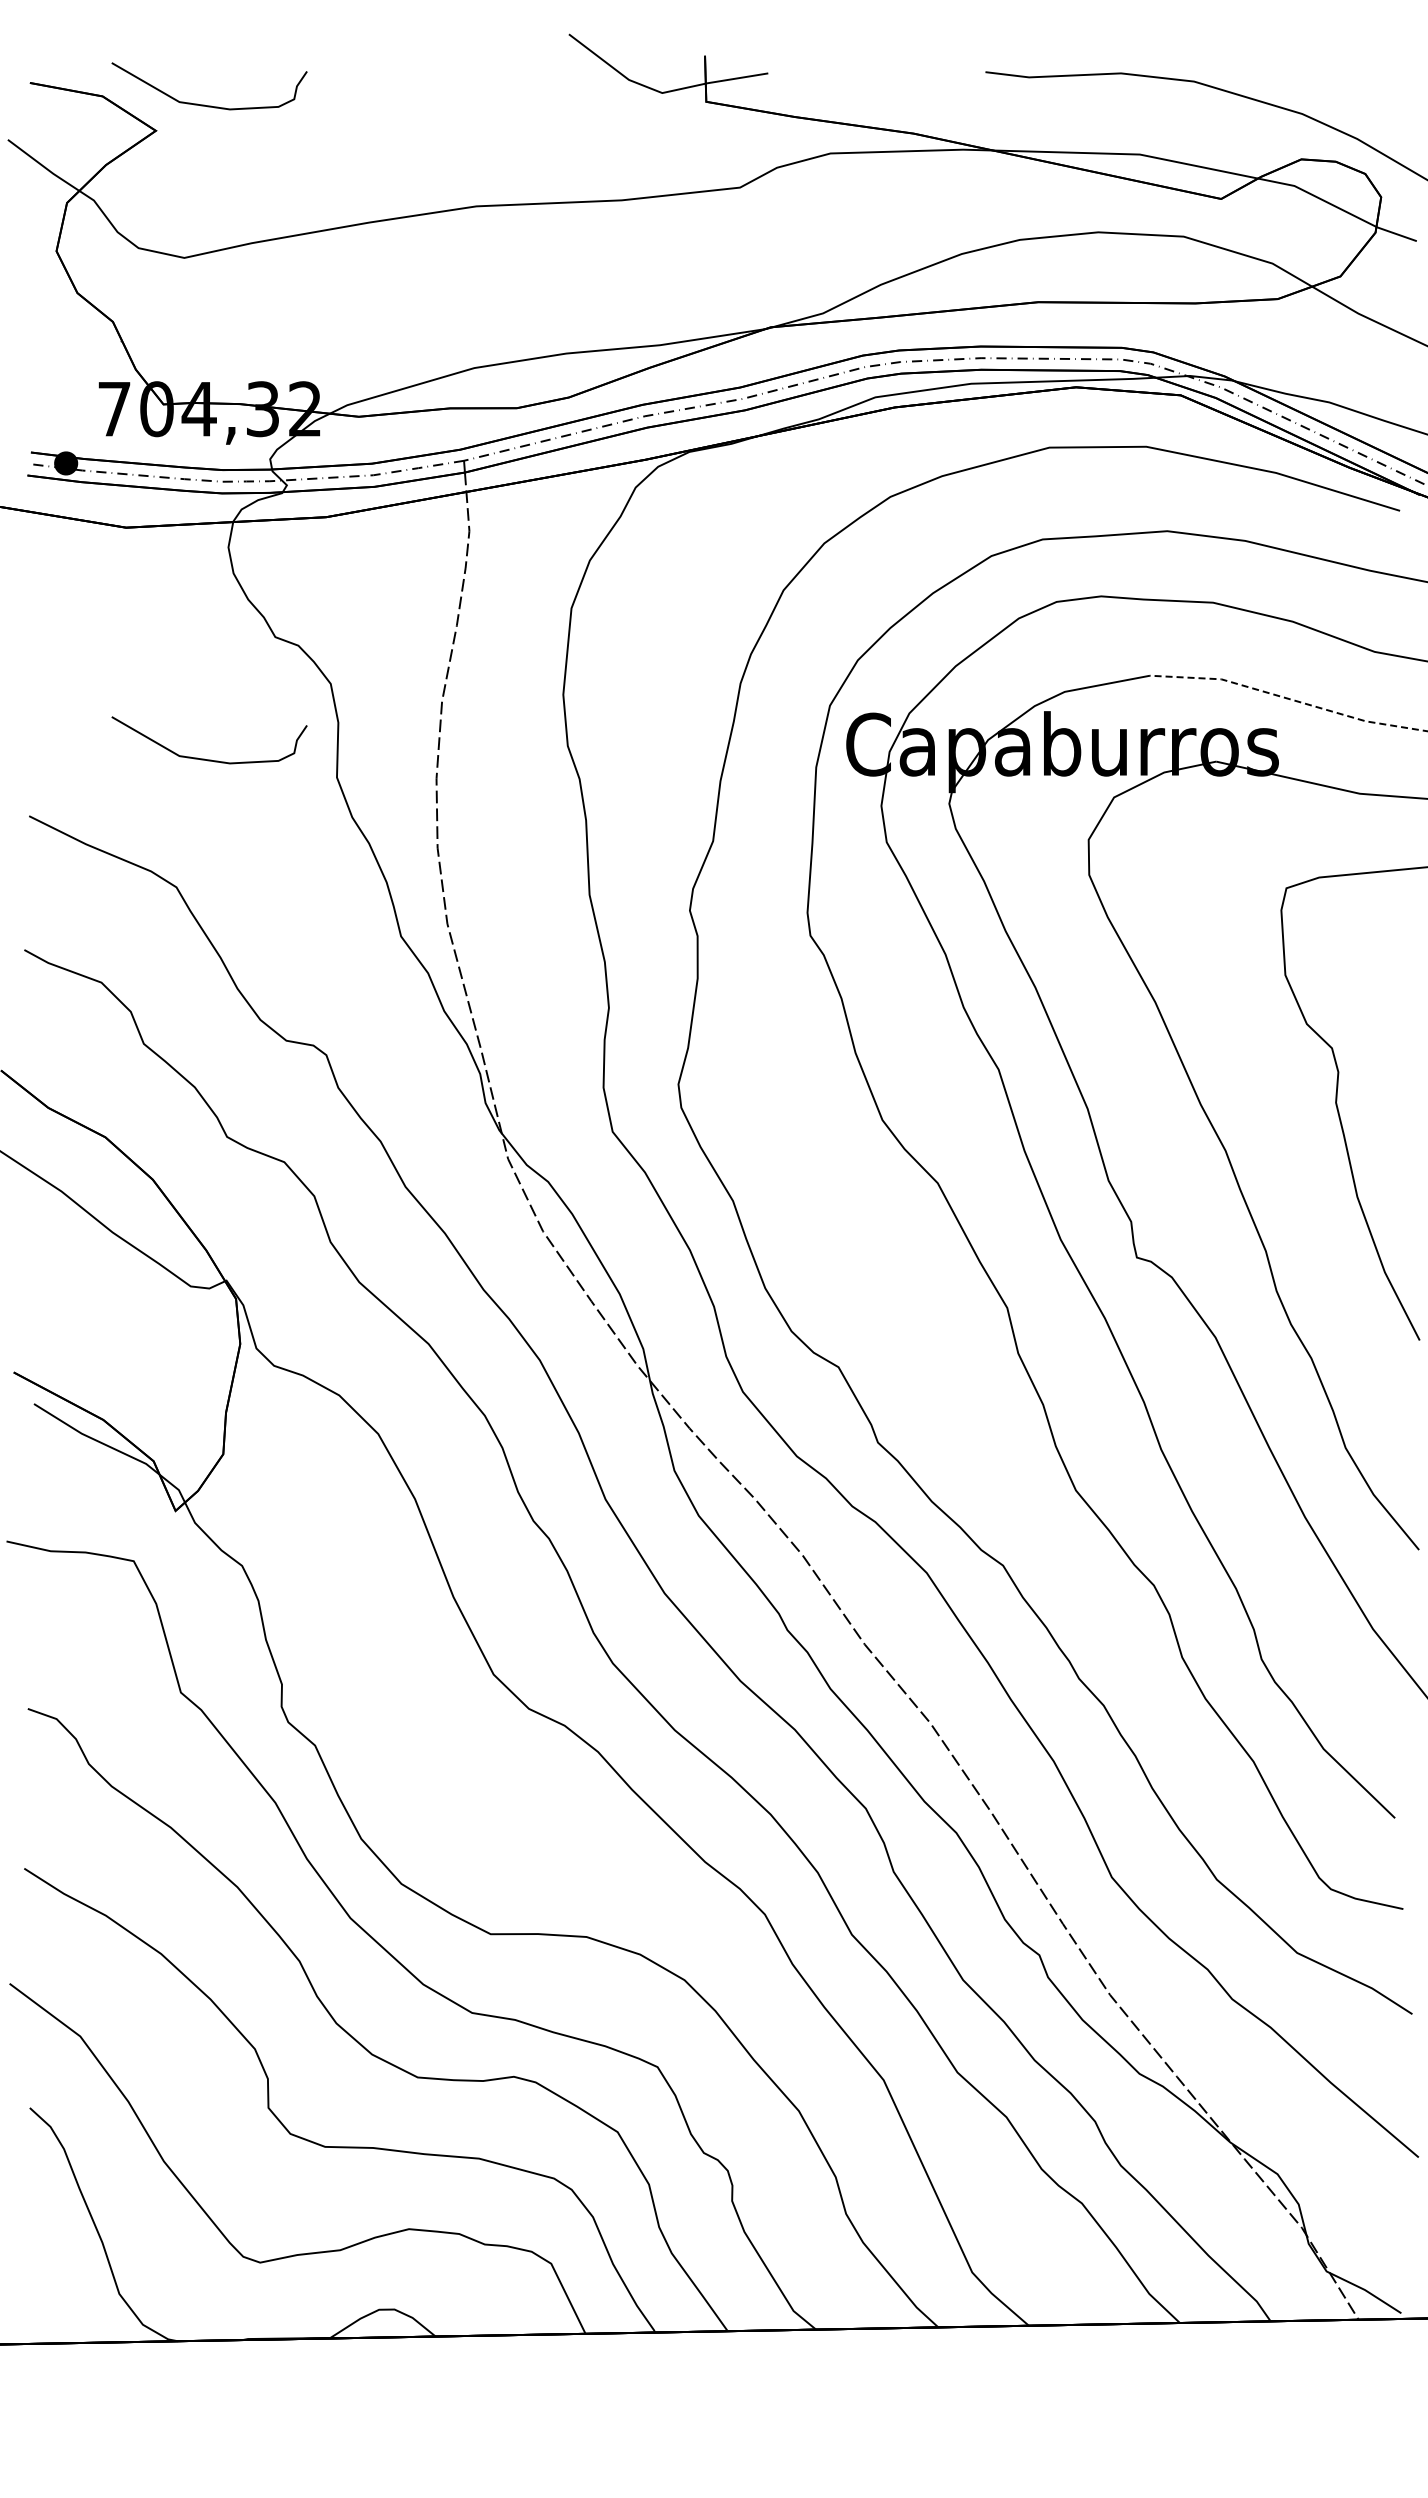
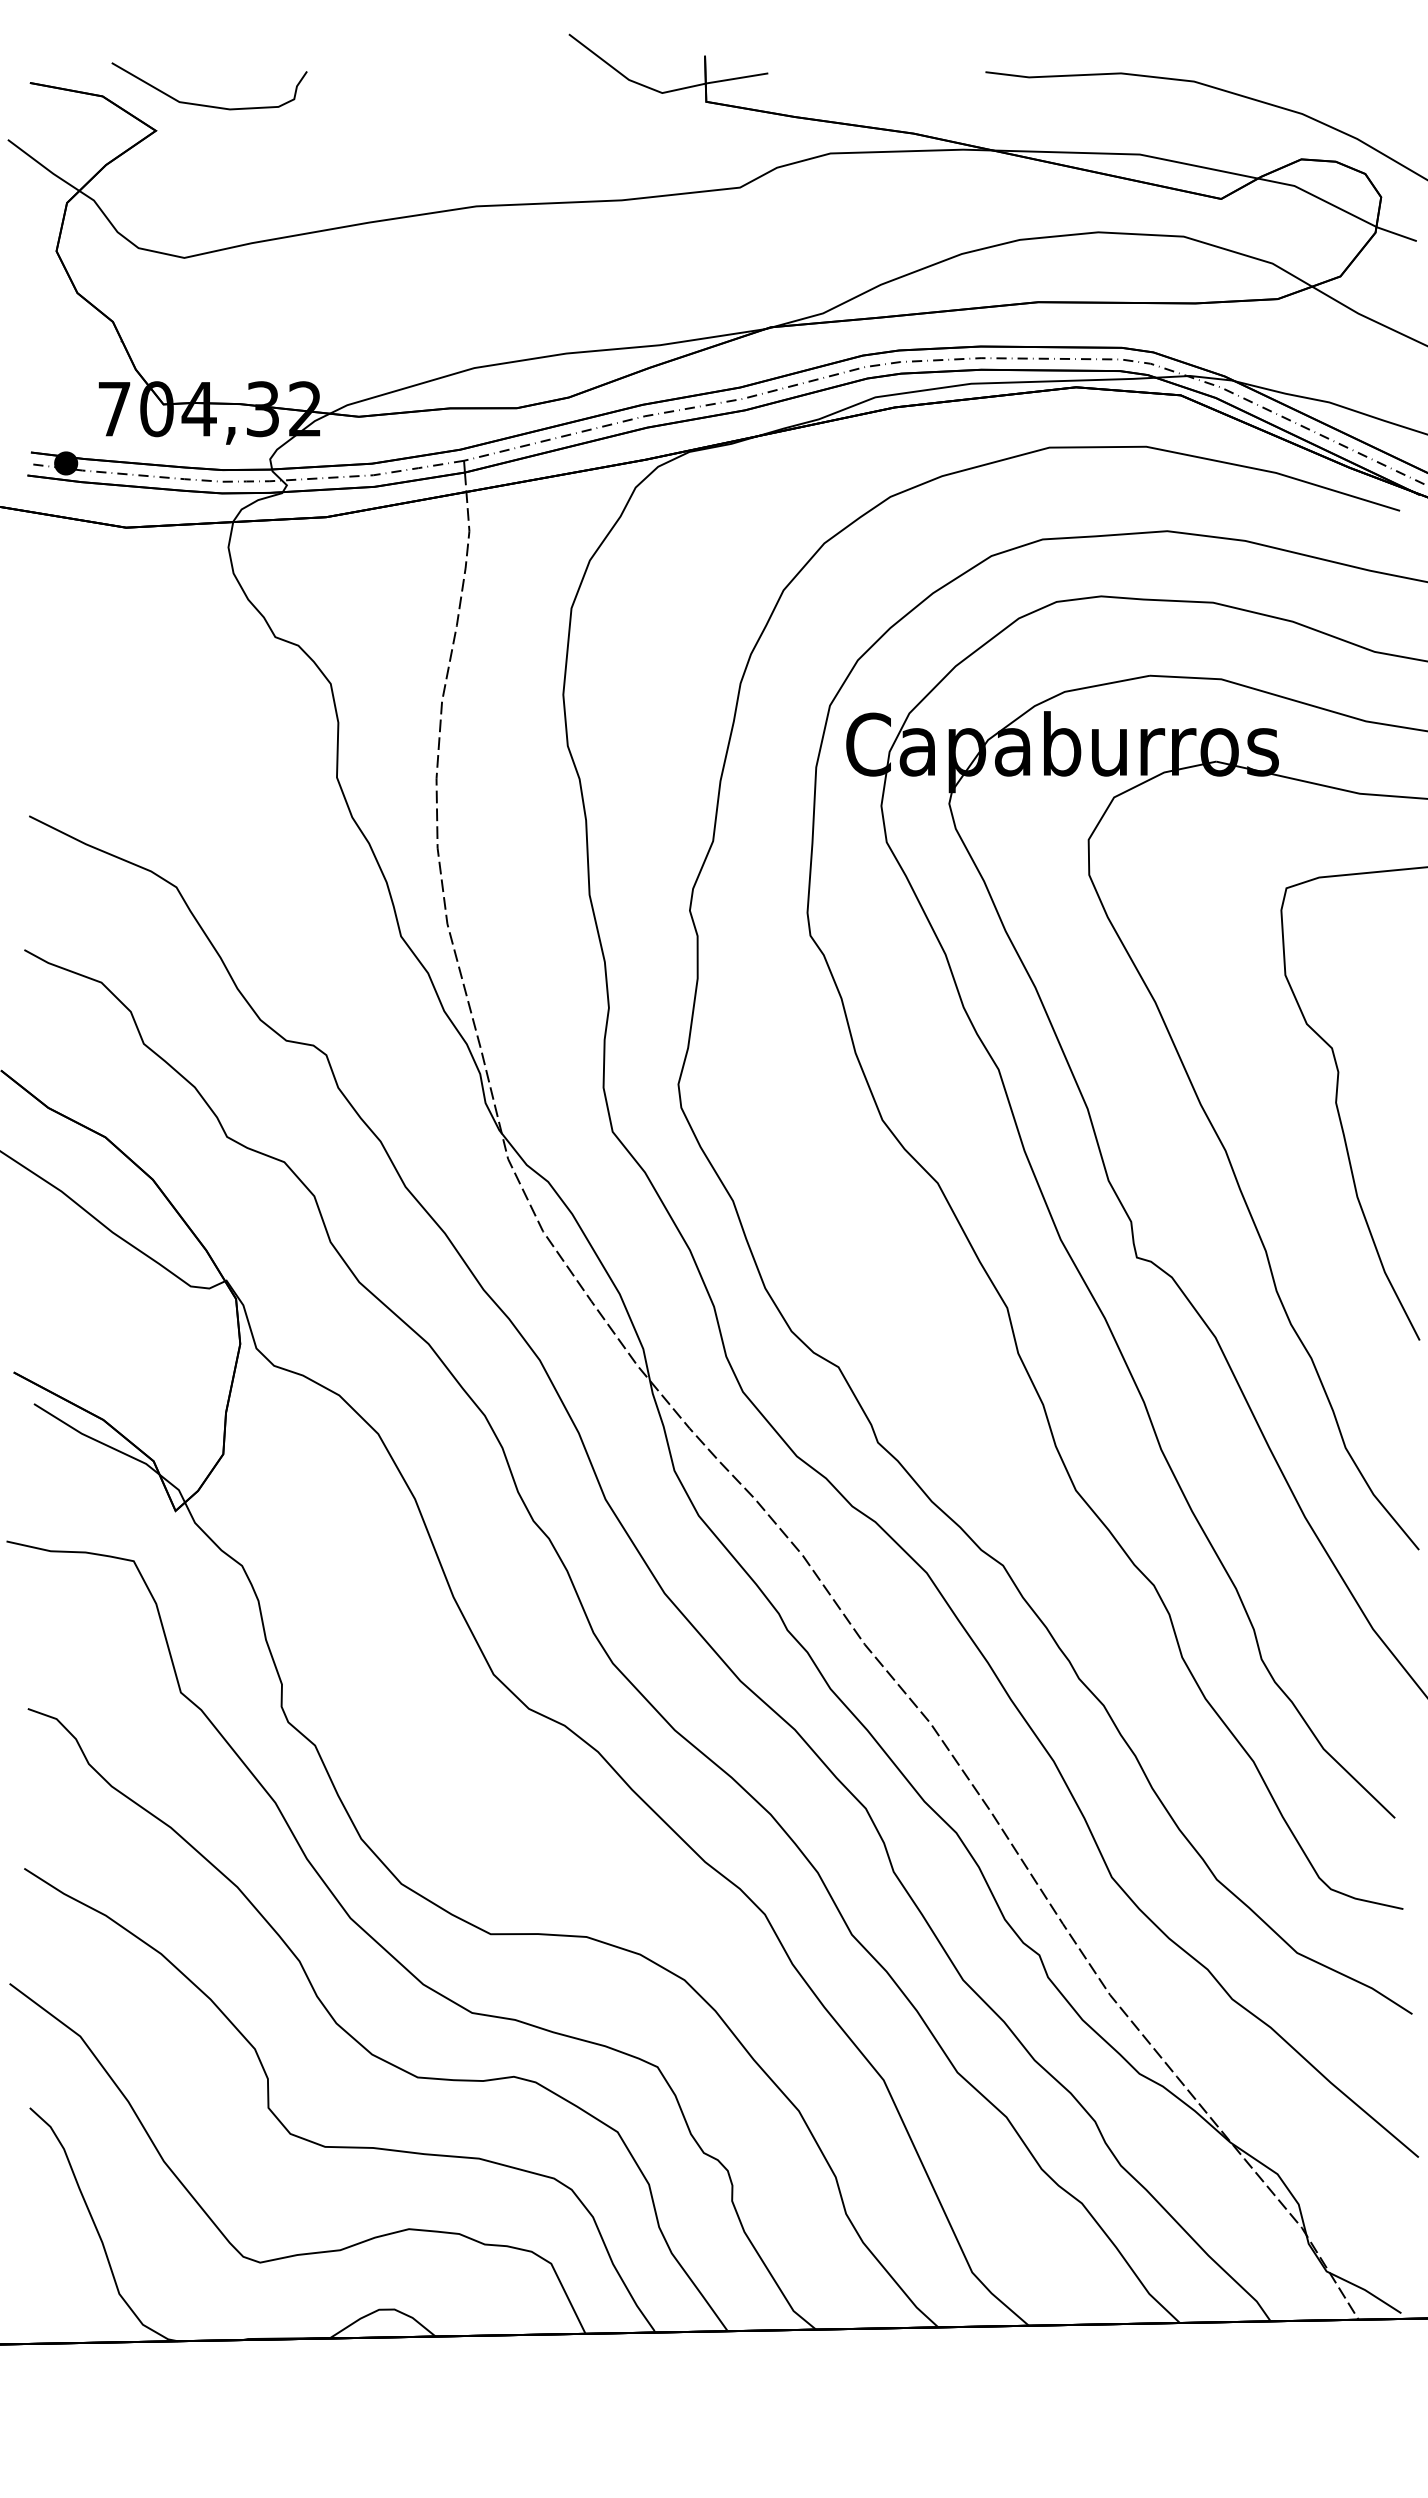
line: dashed -> solid (1288, 698)
curve: present -> none (204, 758)
